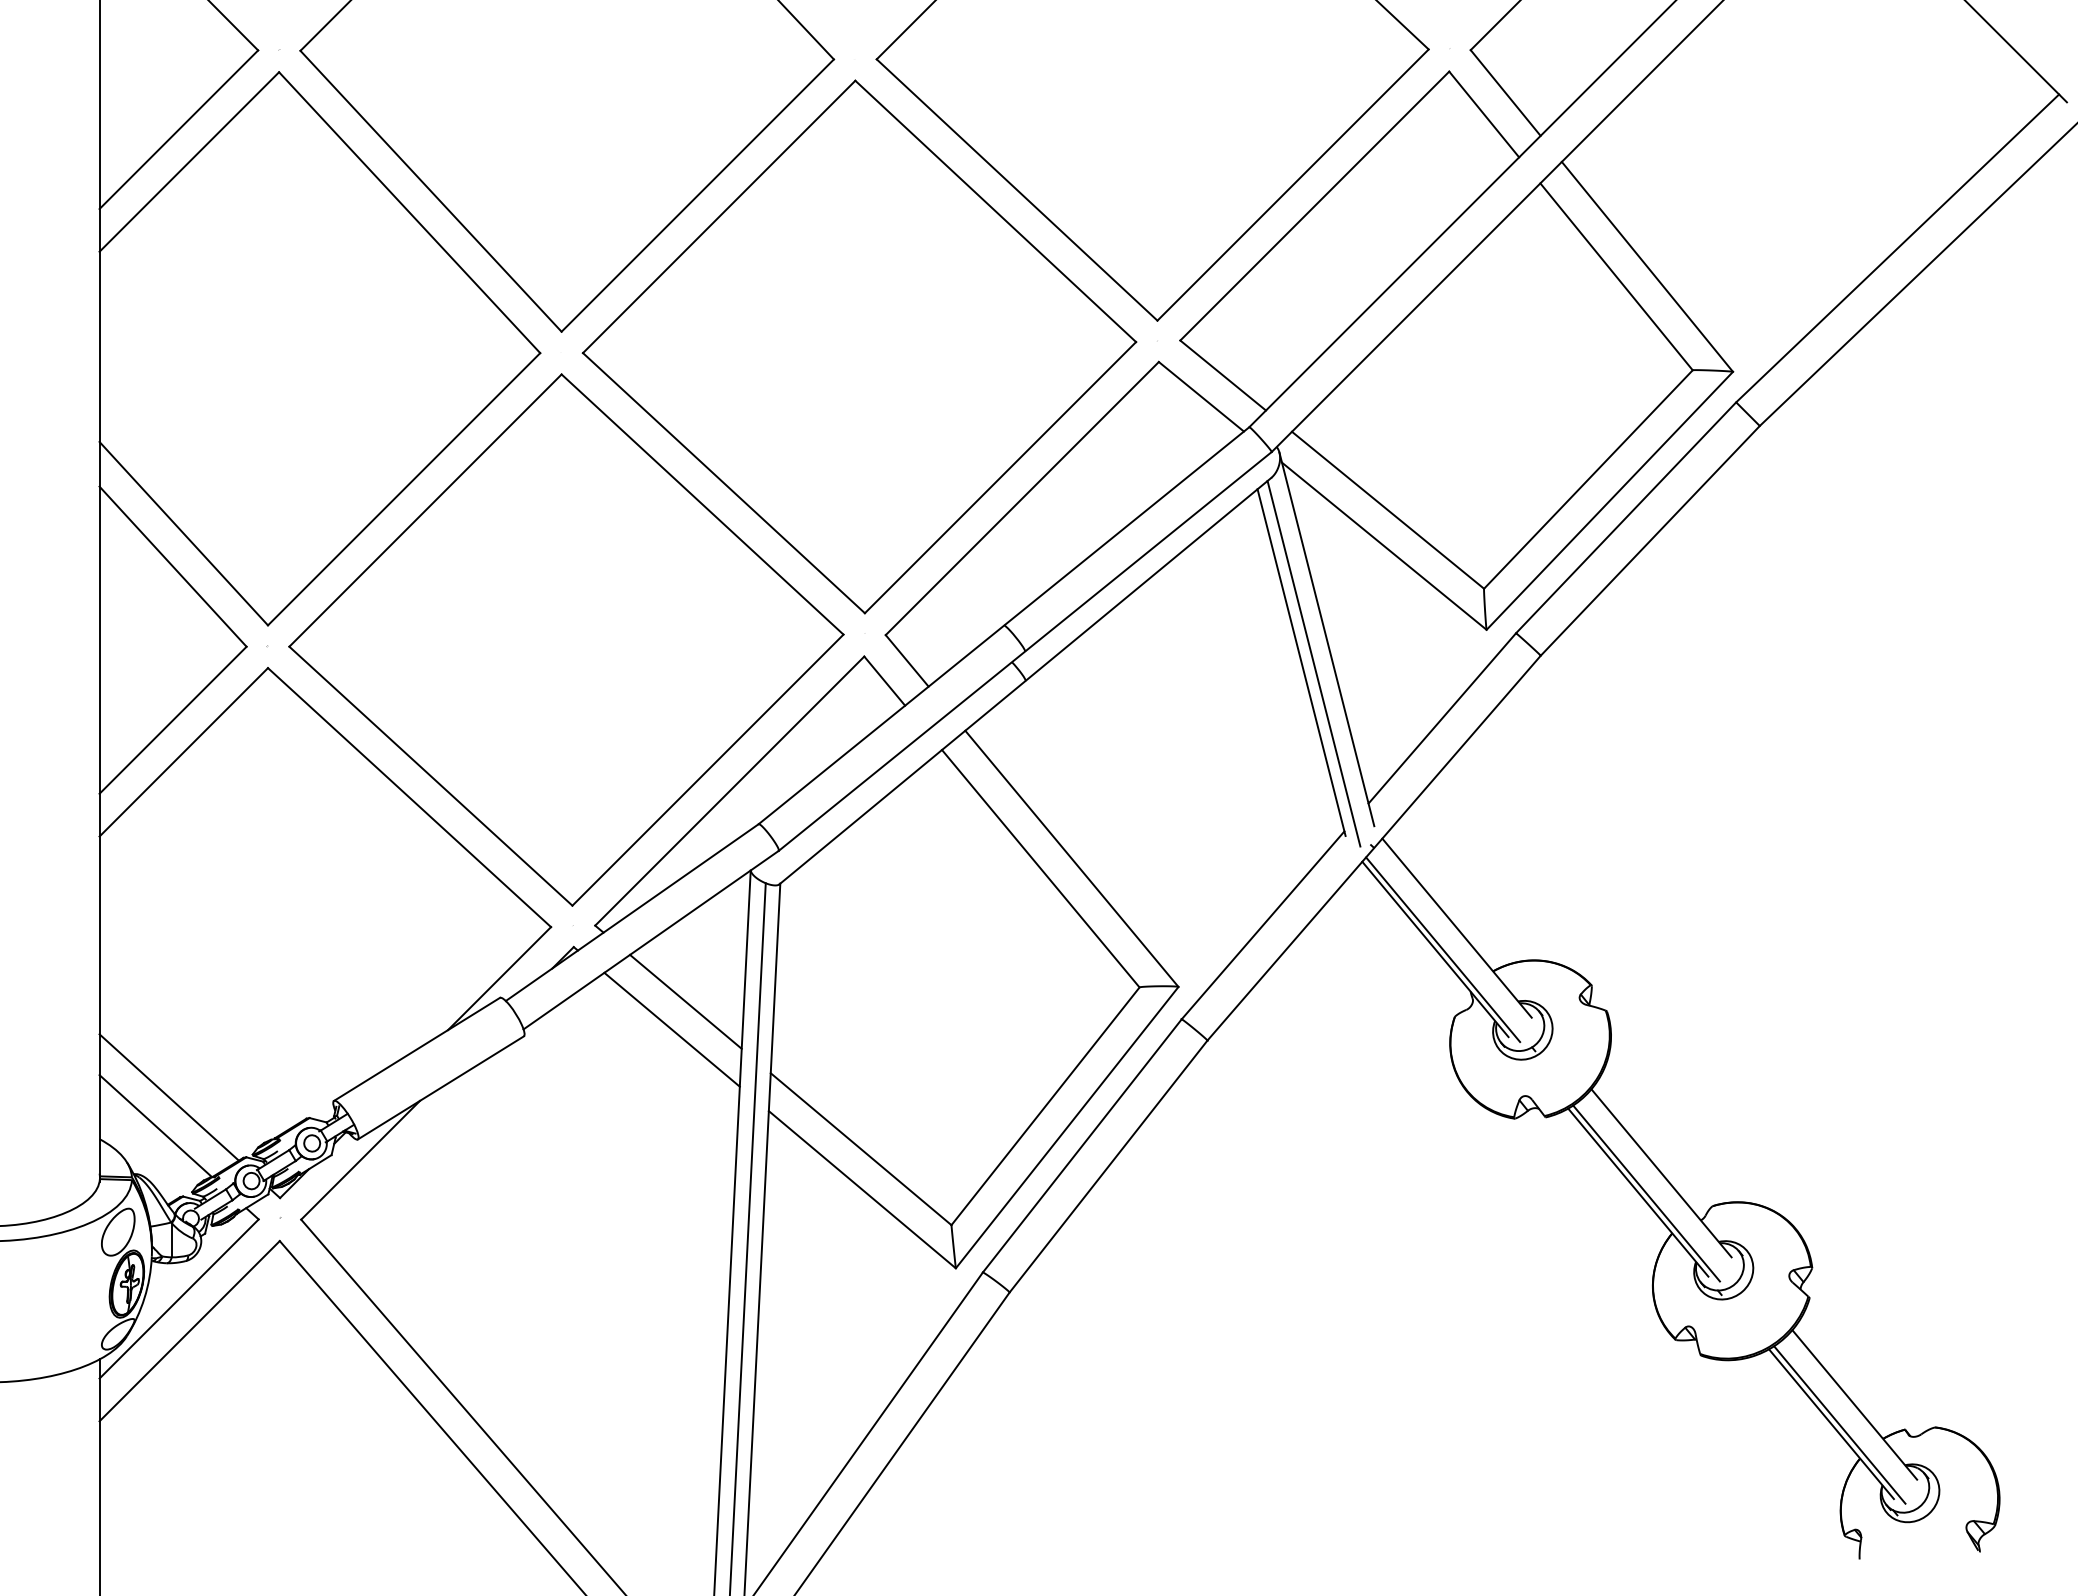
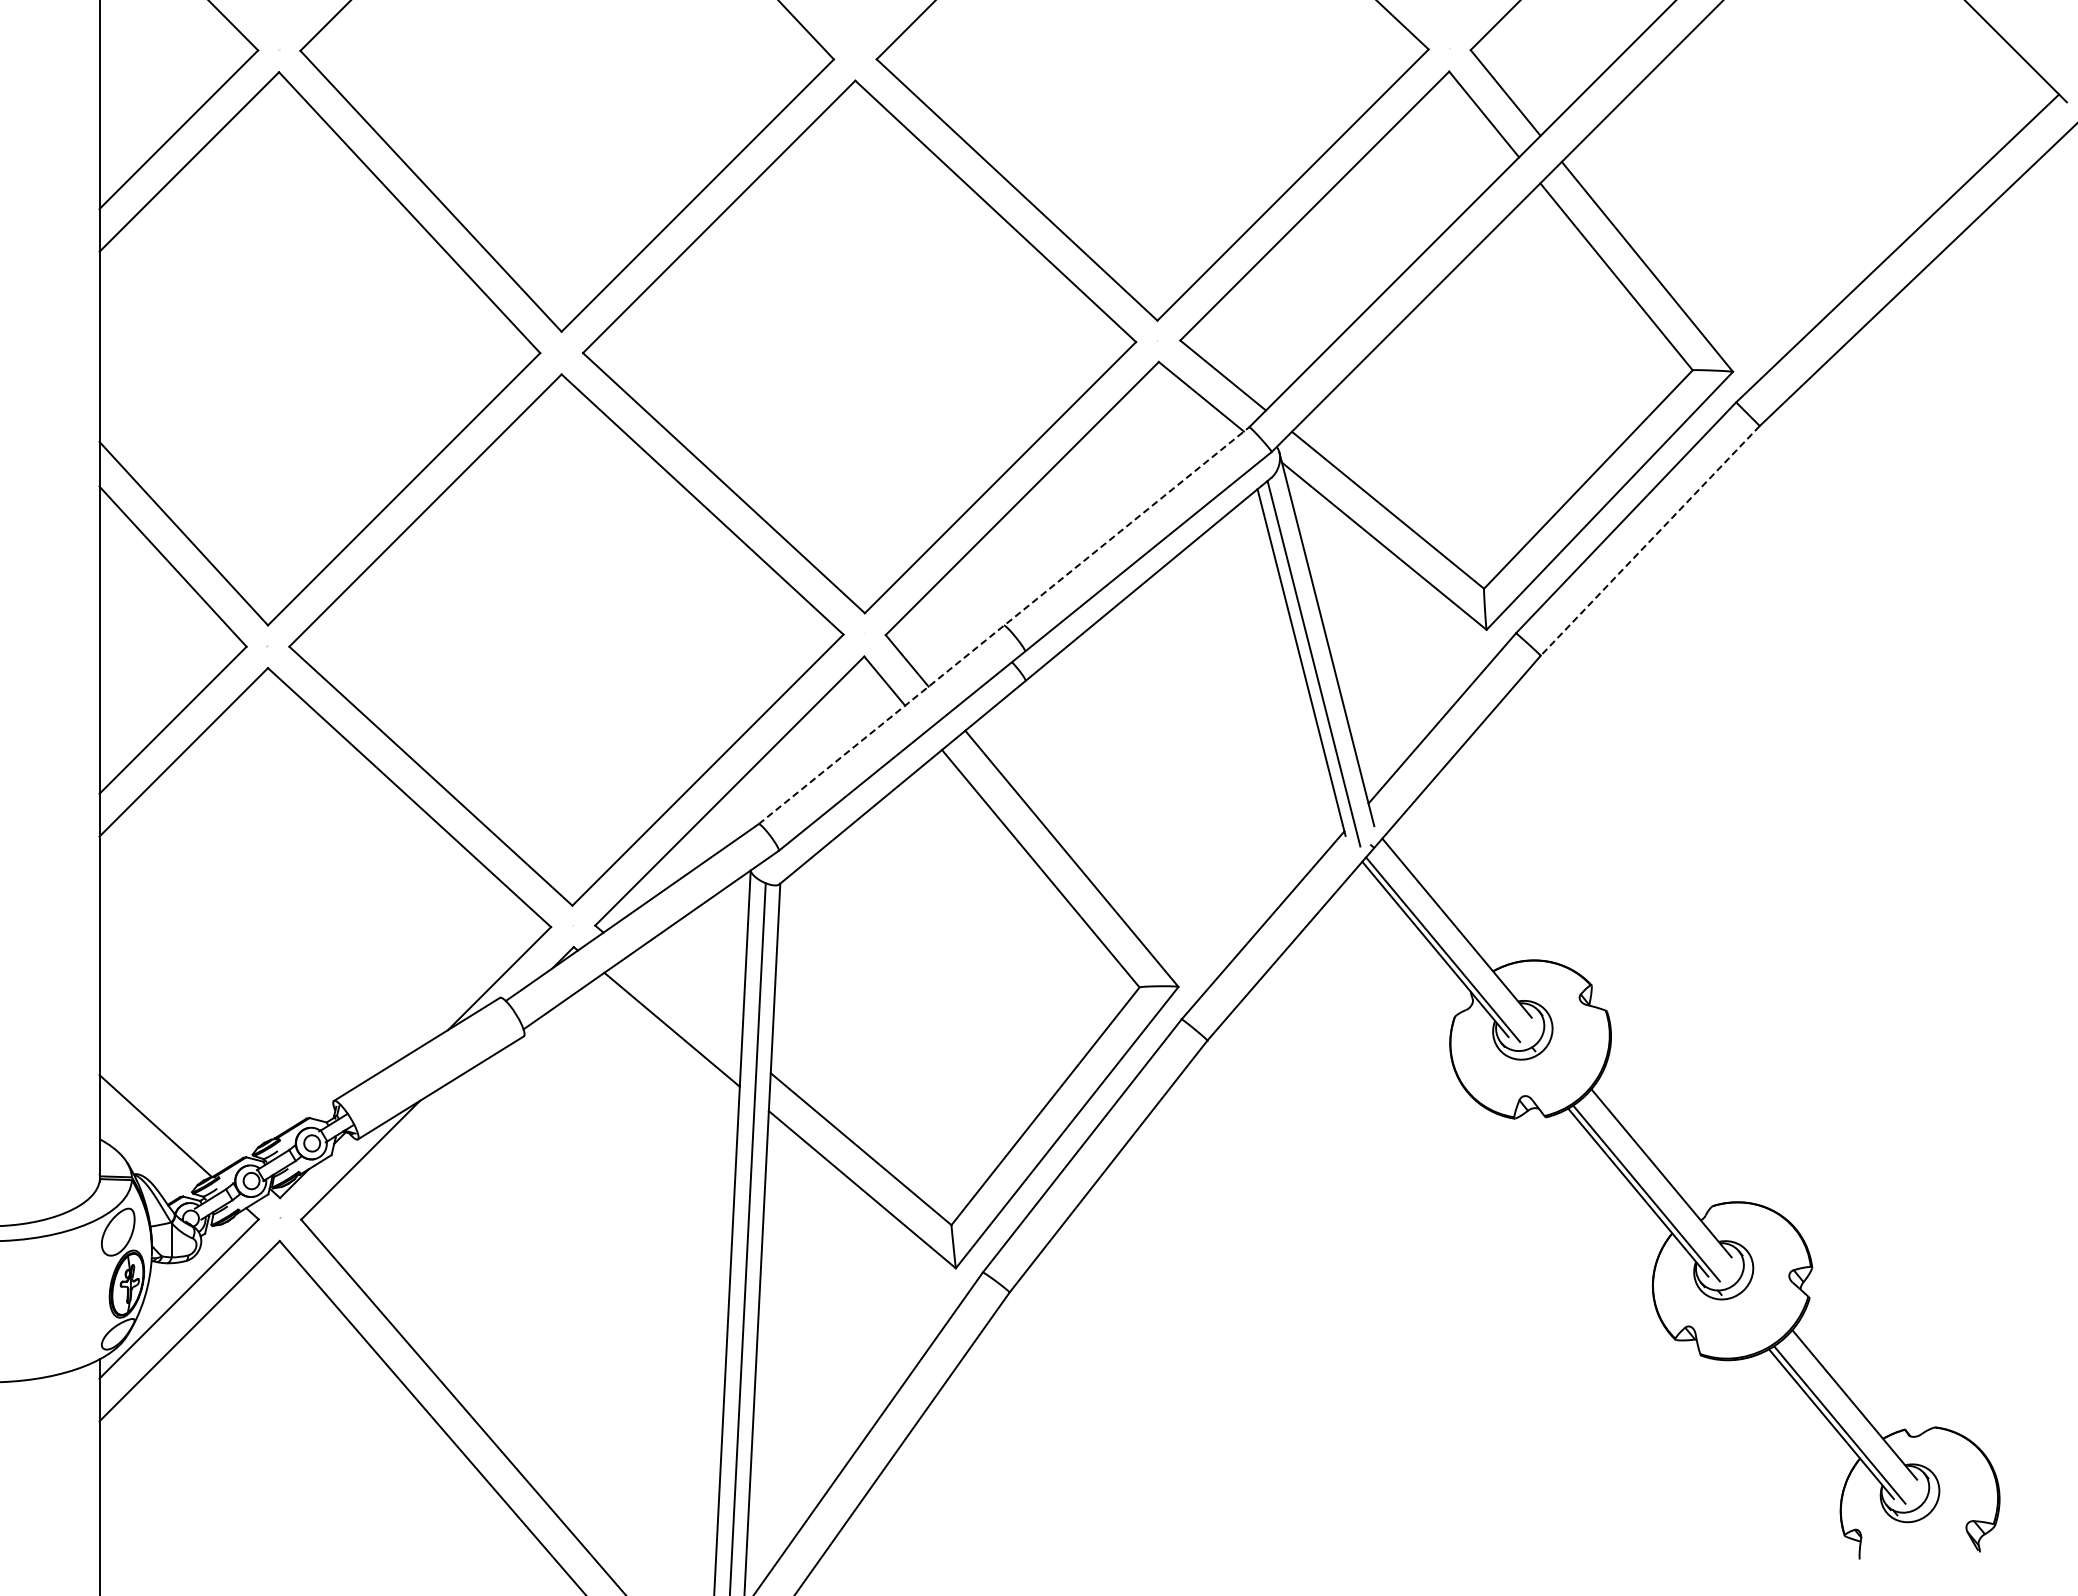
line: solid -> dashed (1650, 540)
line: solid -> dashed (1004, 625)
line: present -> none (685, 1001)
line: present -> none (168, 1097)
